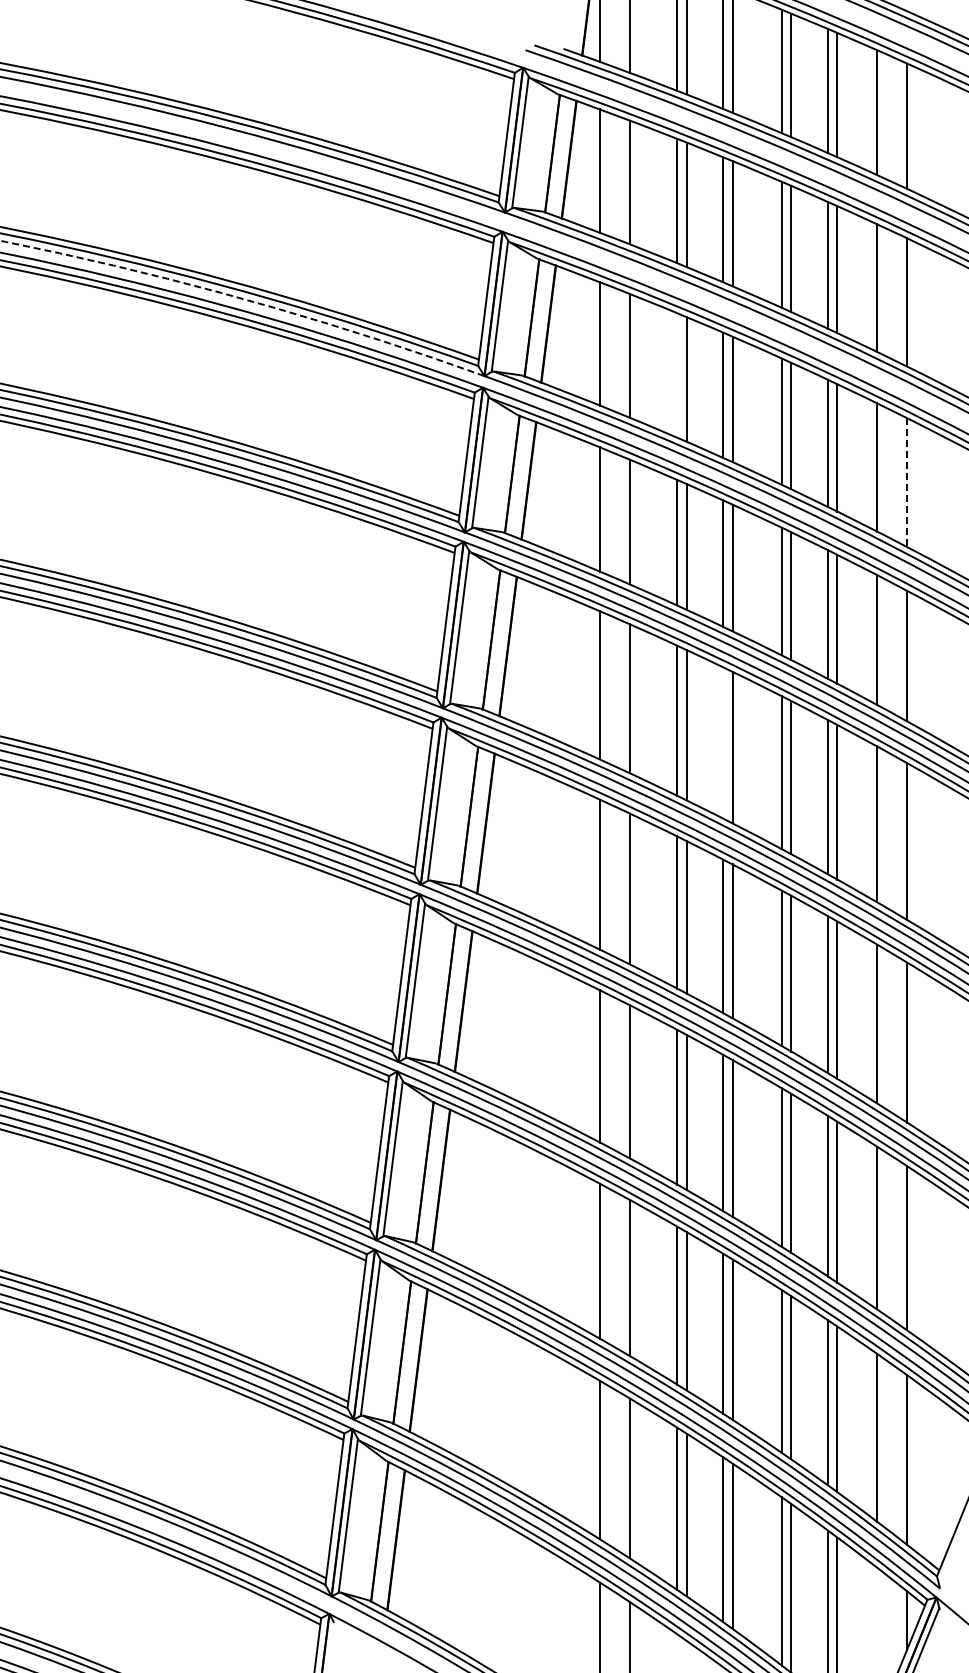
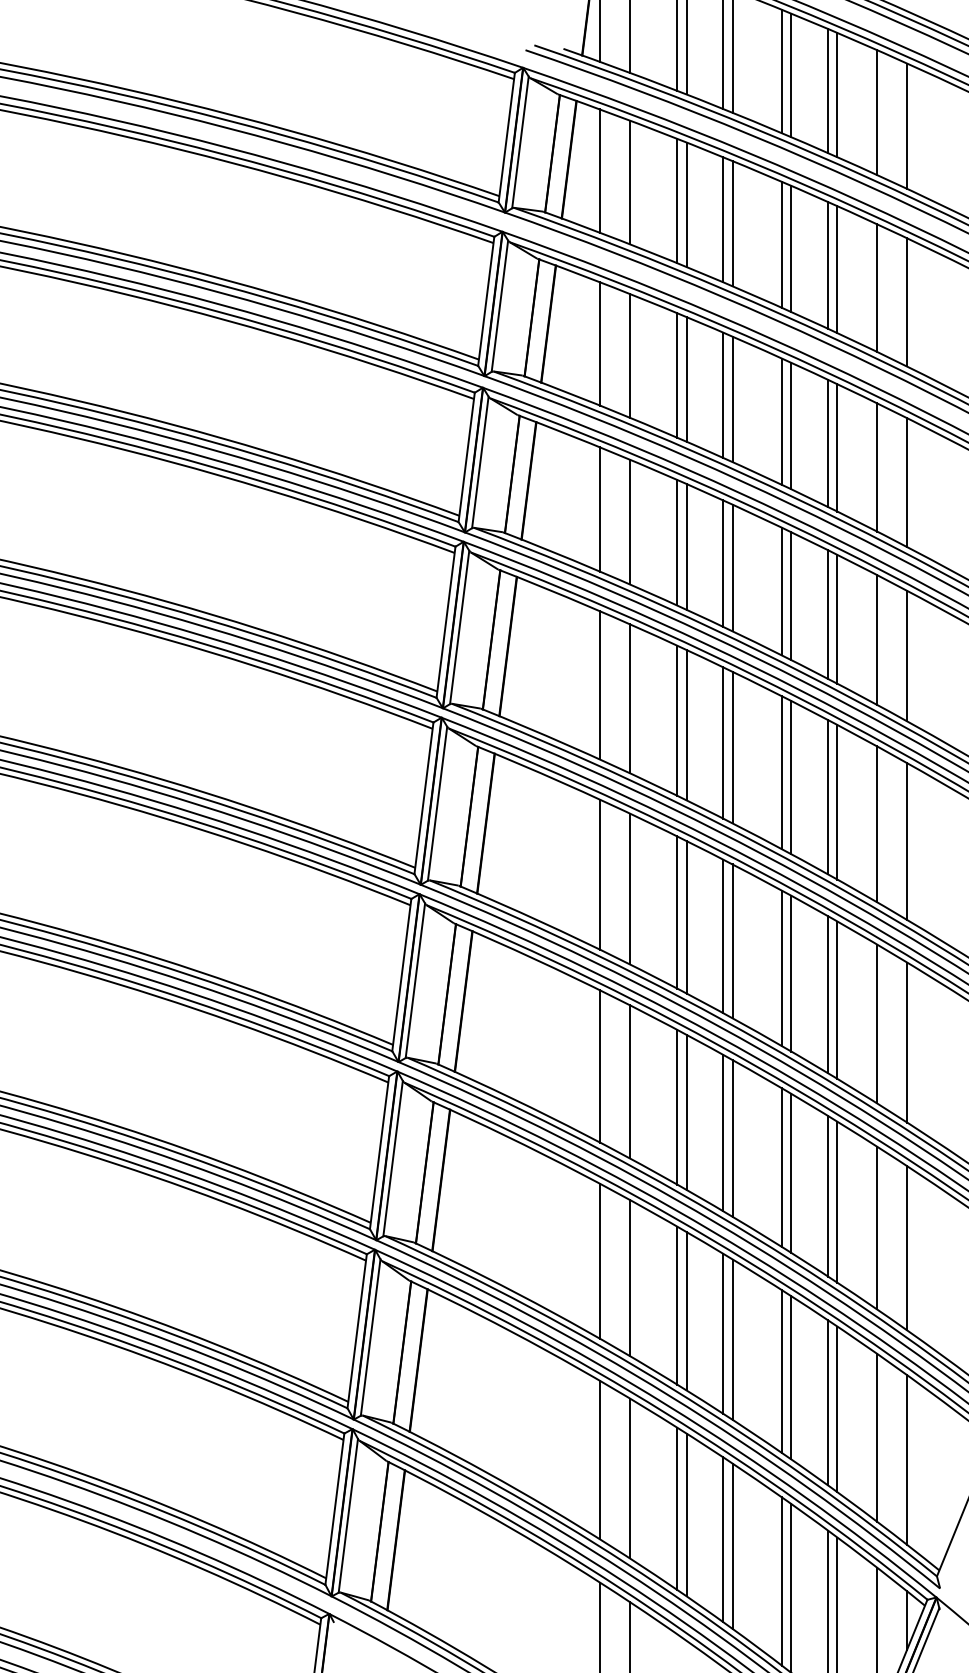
arc: dashed -> solid (244, 299)
line: none -> present (677, 375)
line: dashed -> solid (906, 483)
line: none -> present (723, 742)
line: none -> present (877, 1618)
